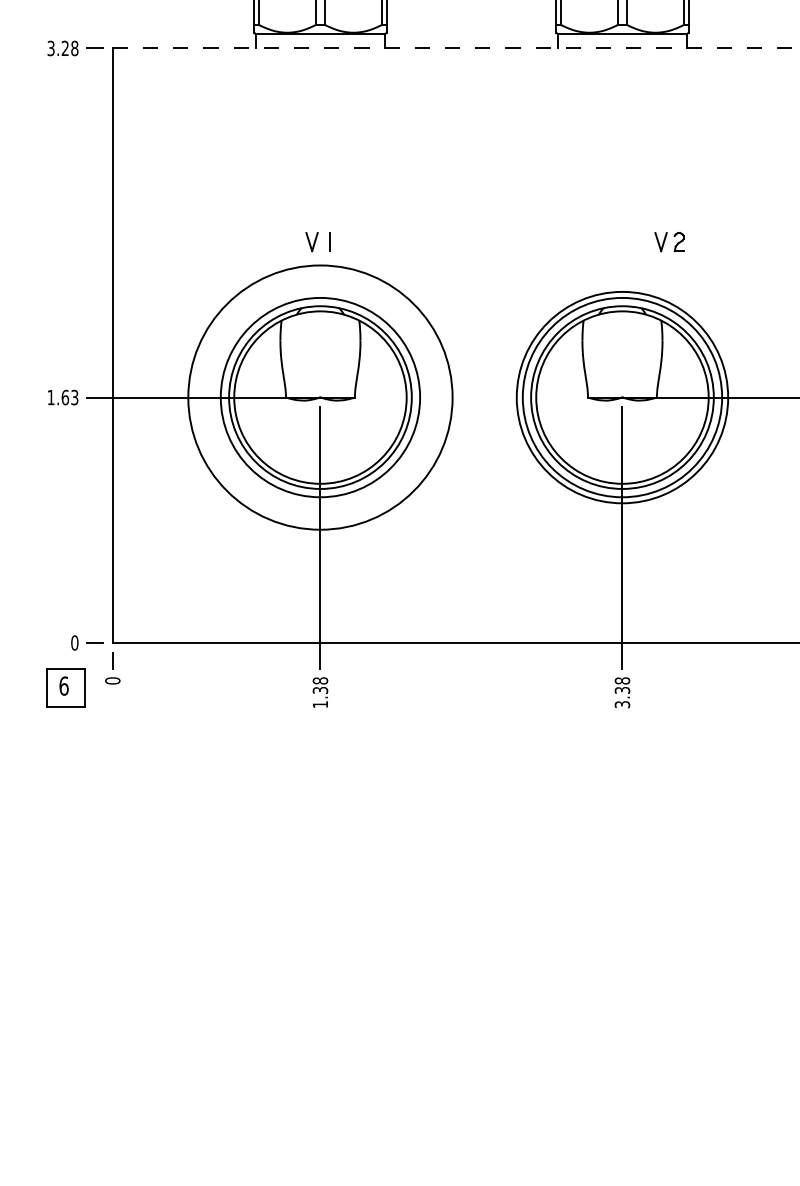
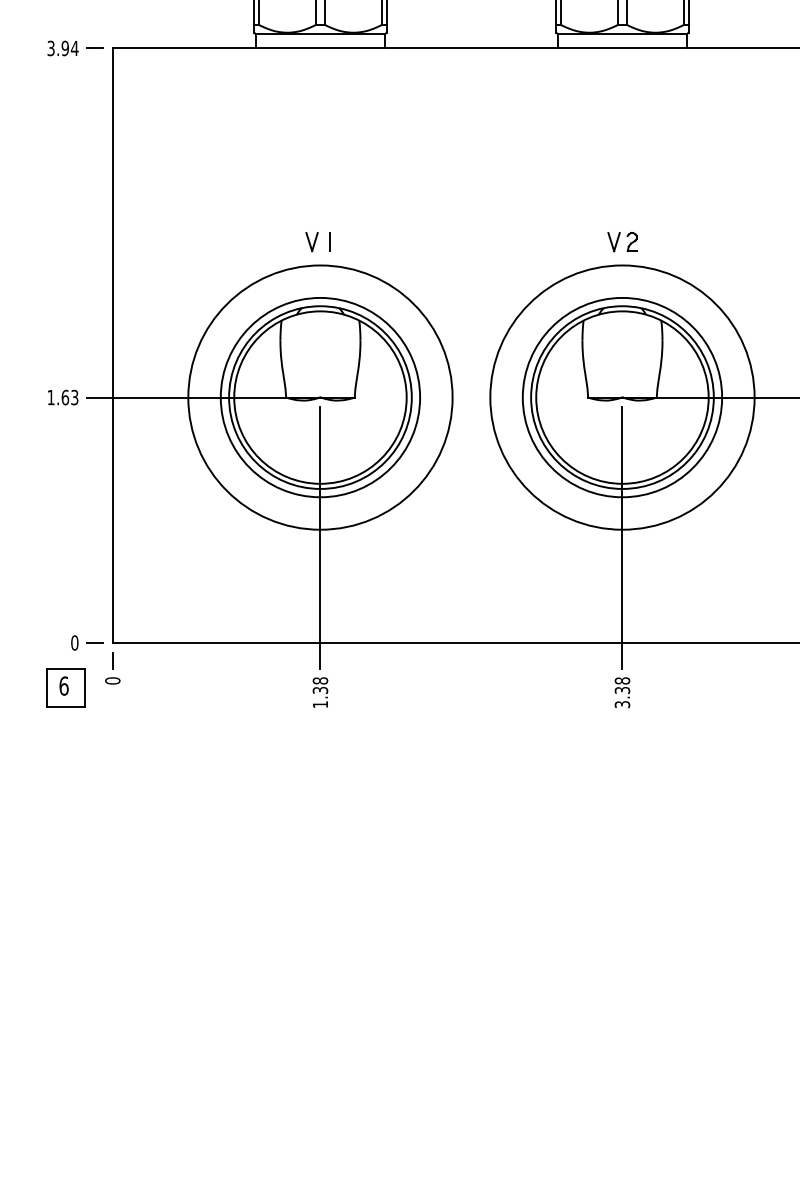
text: 3.28 -> 3.94 (69, 48)
line: dashed -> solid (456, 48)
part position: (669, 242) -> (622, 242) (622, 242)
circle diameter: 211 px -> 264 px (622, 397)
